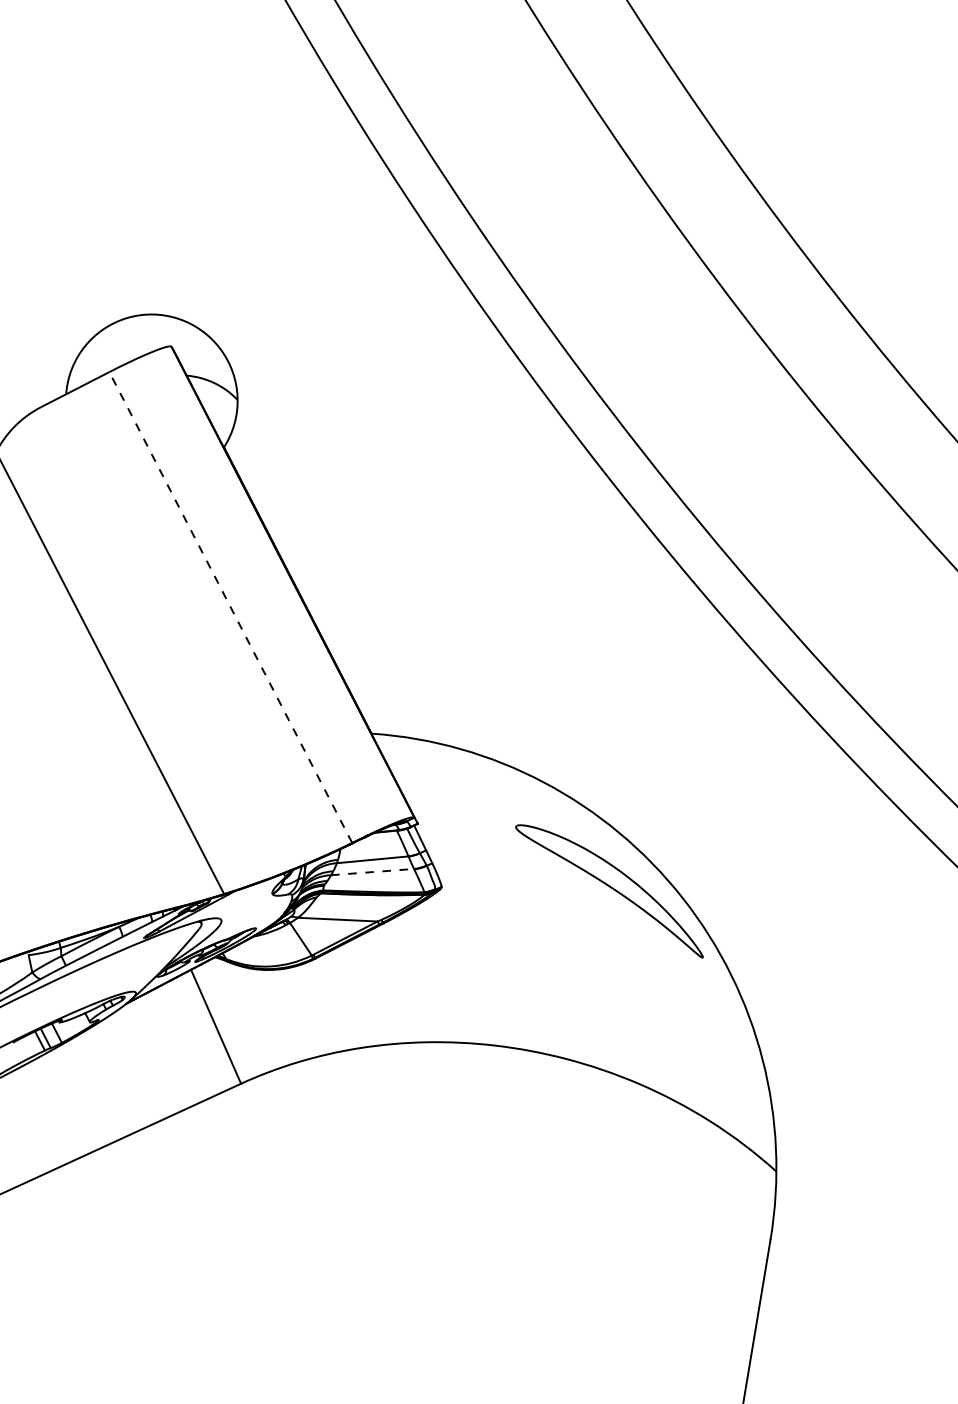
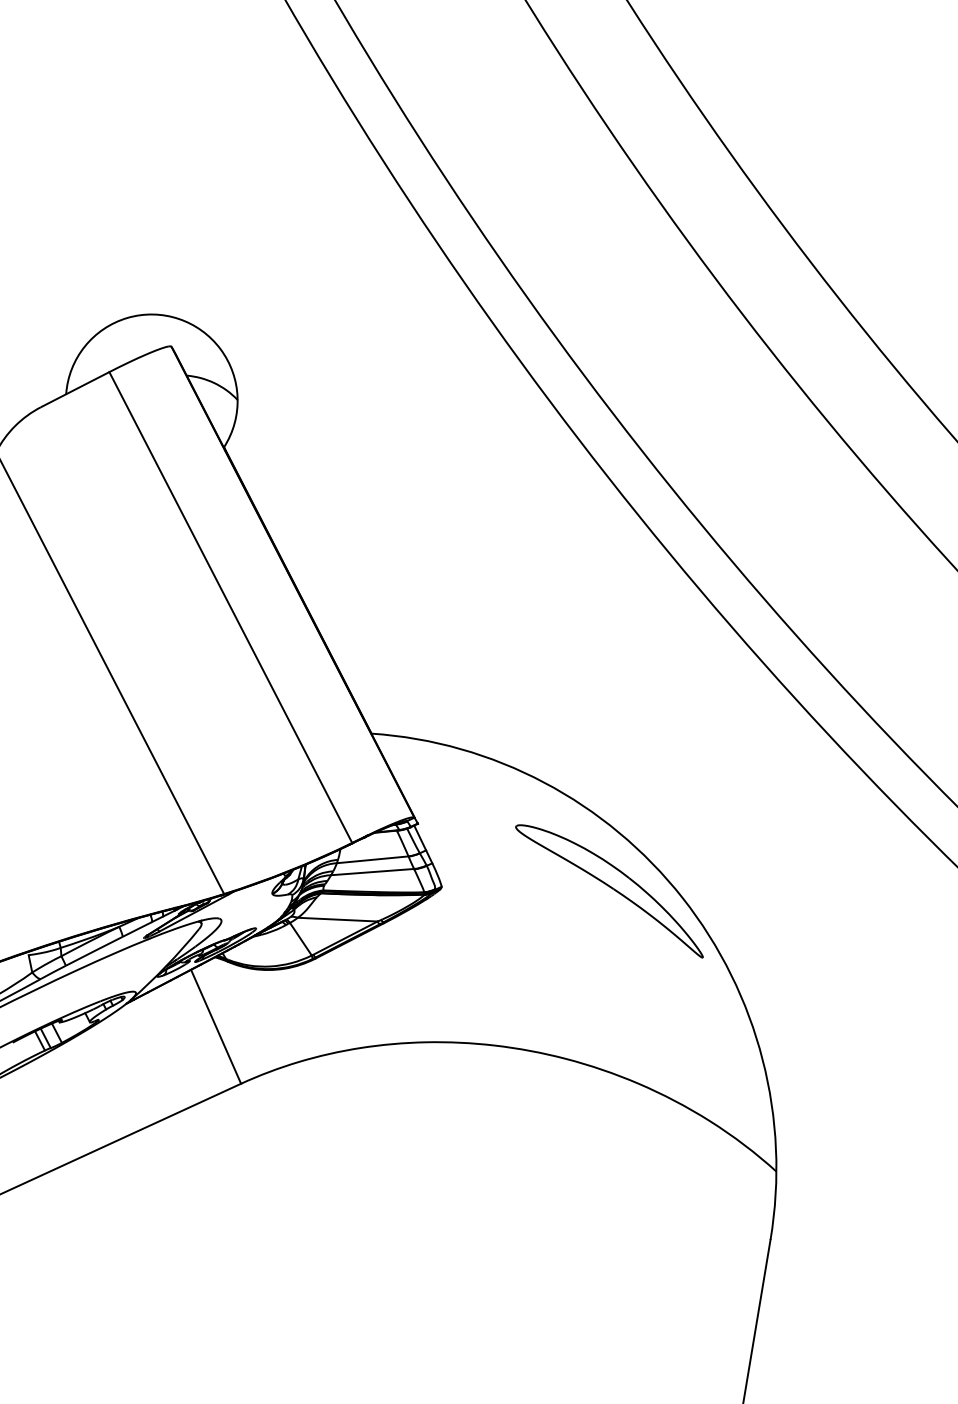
line: dashed -> solid (230, 607)
line: dashed -> solid (372, 872)
